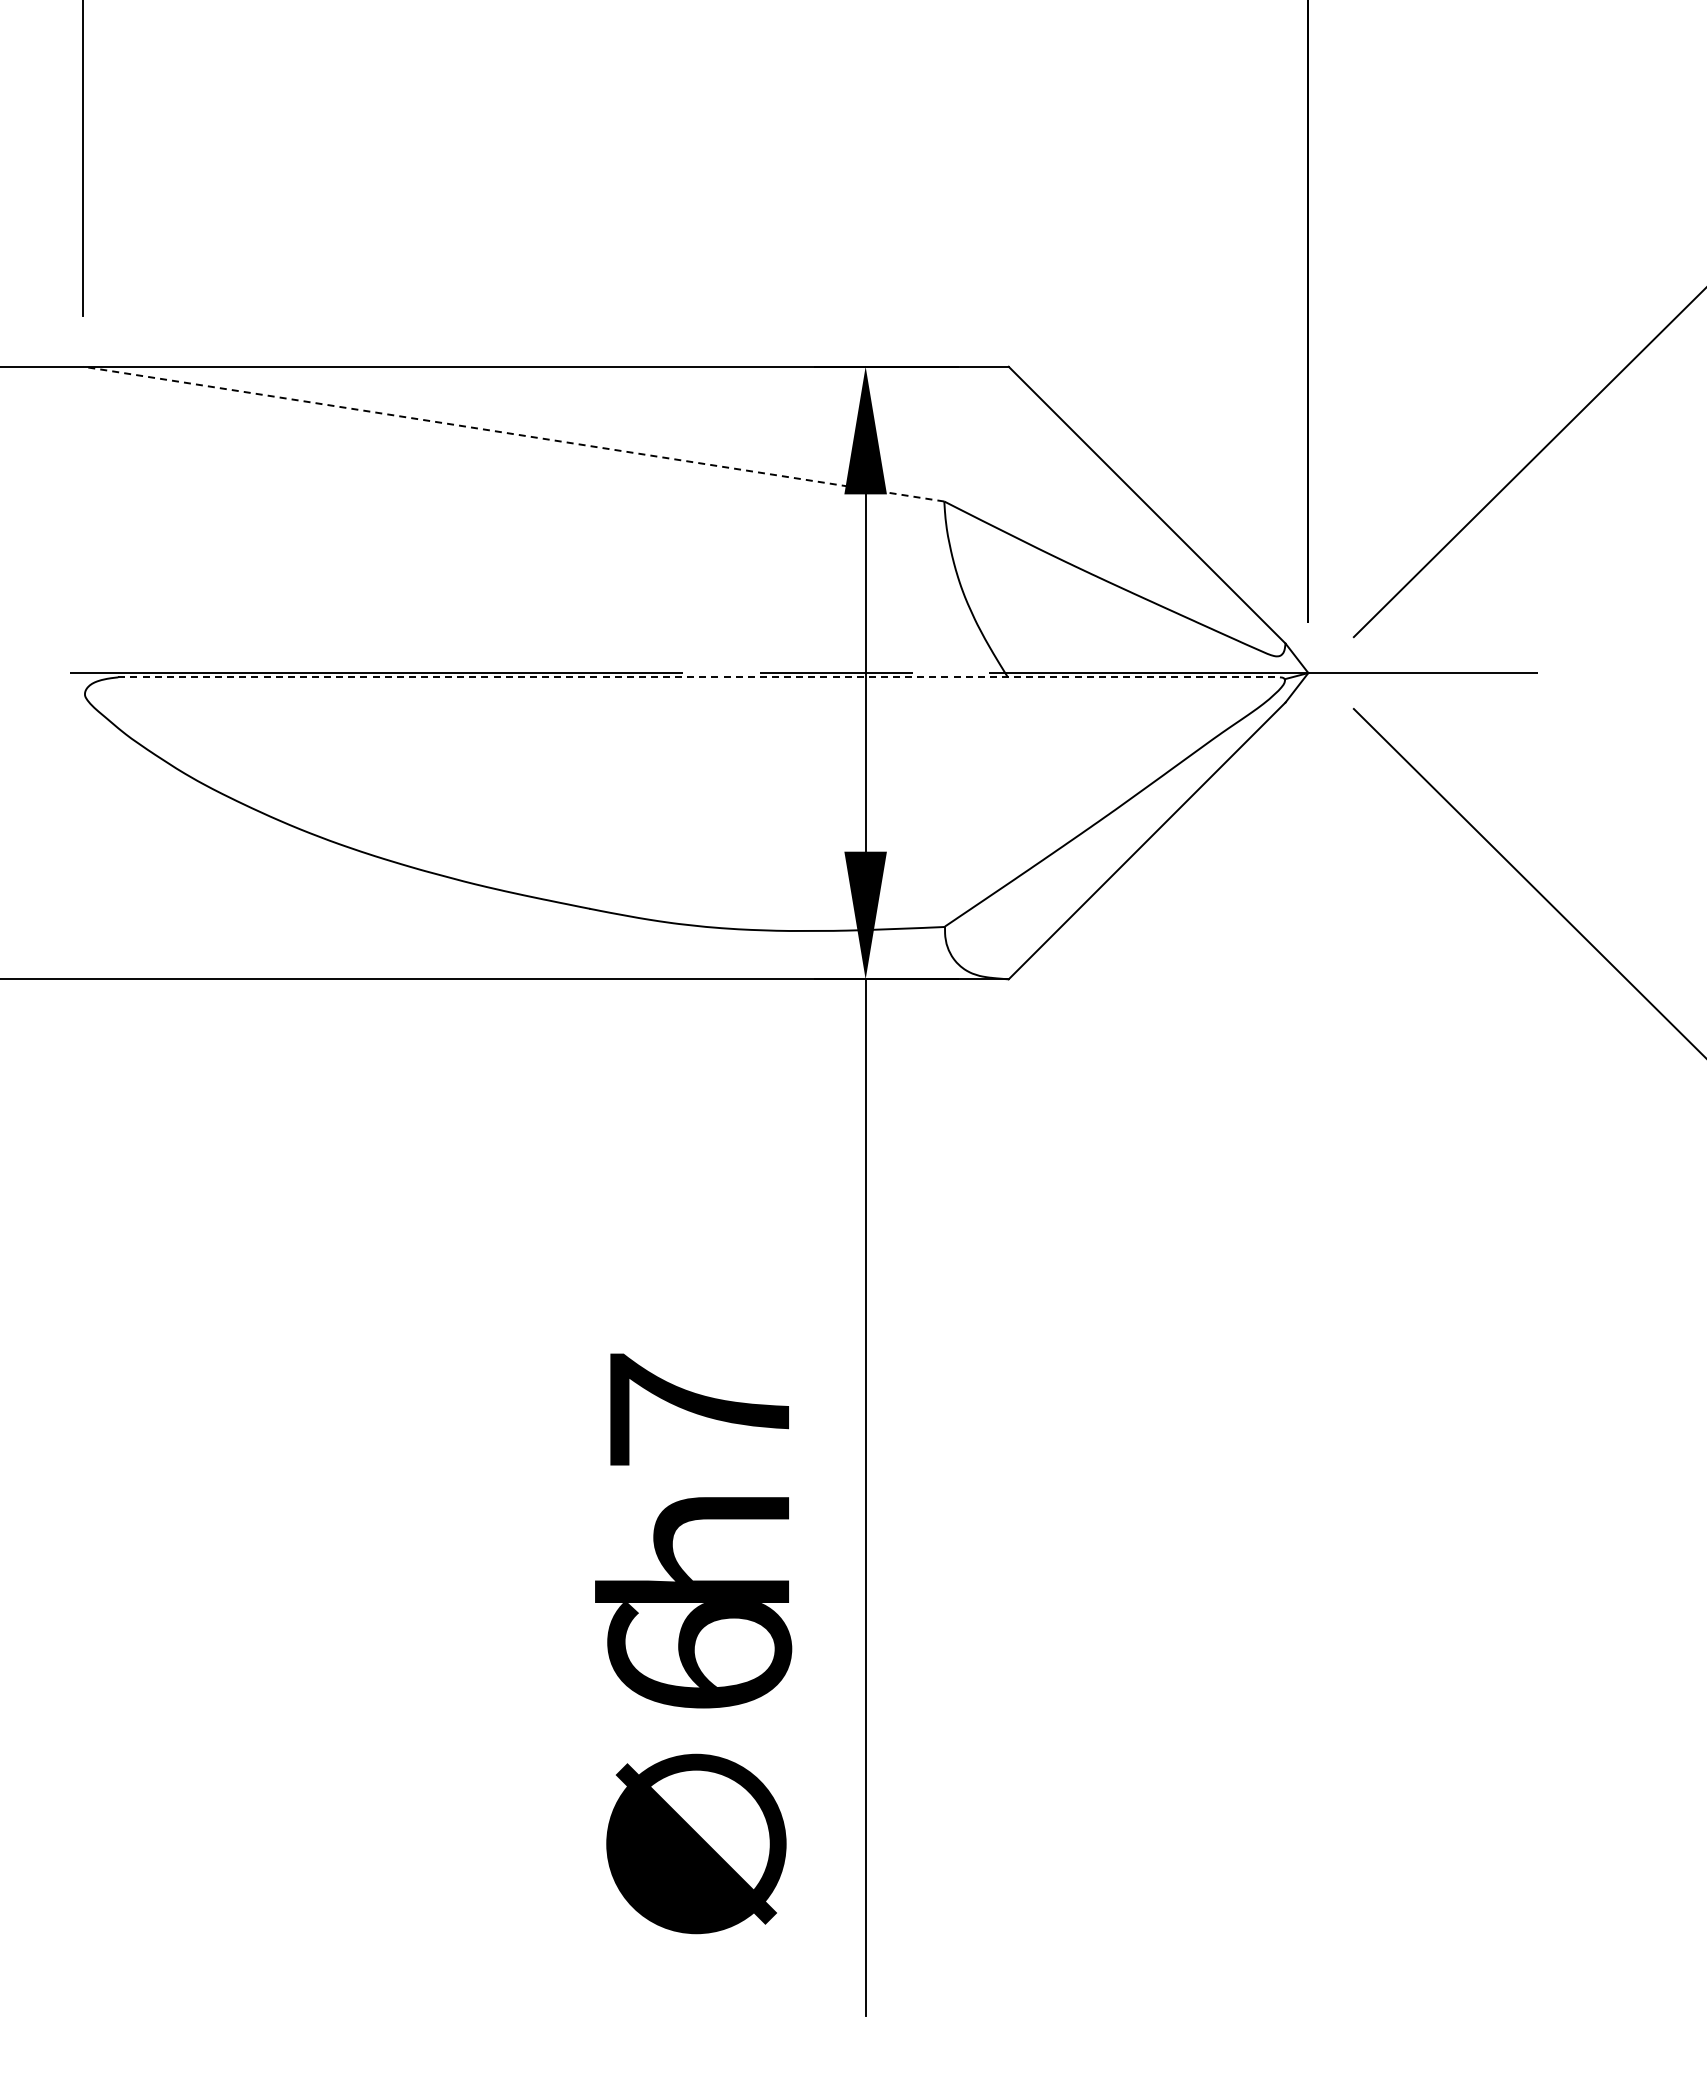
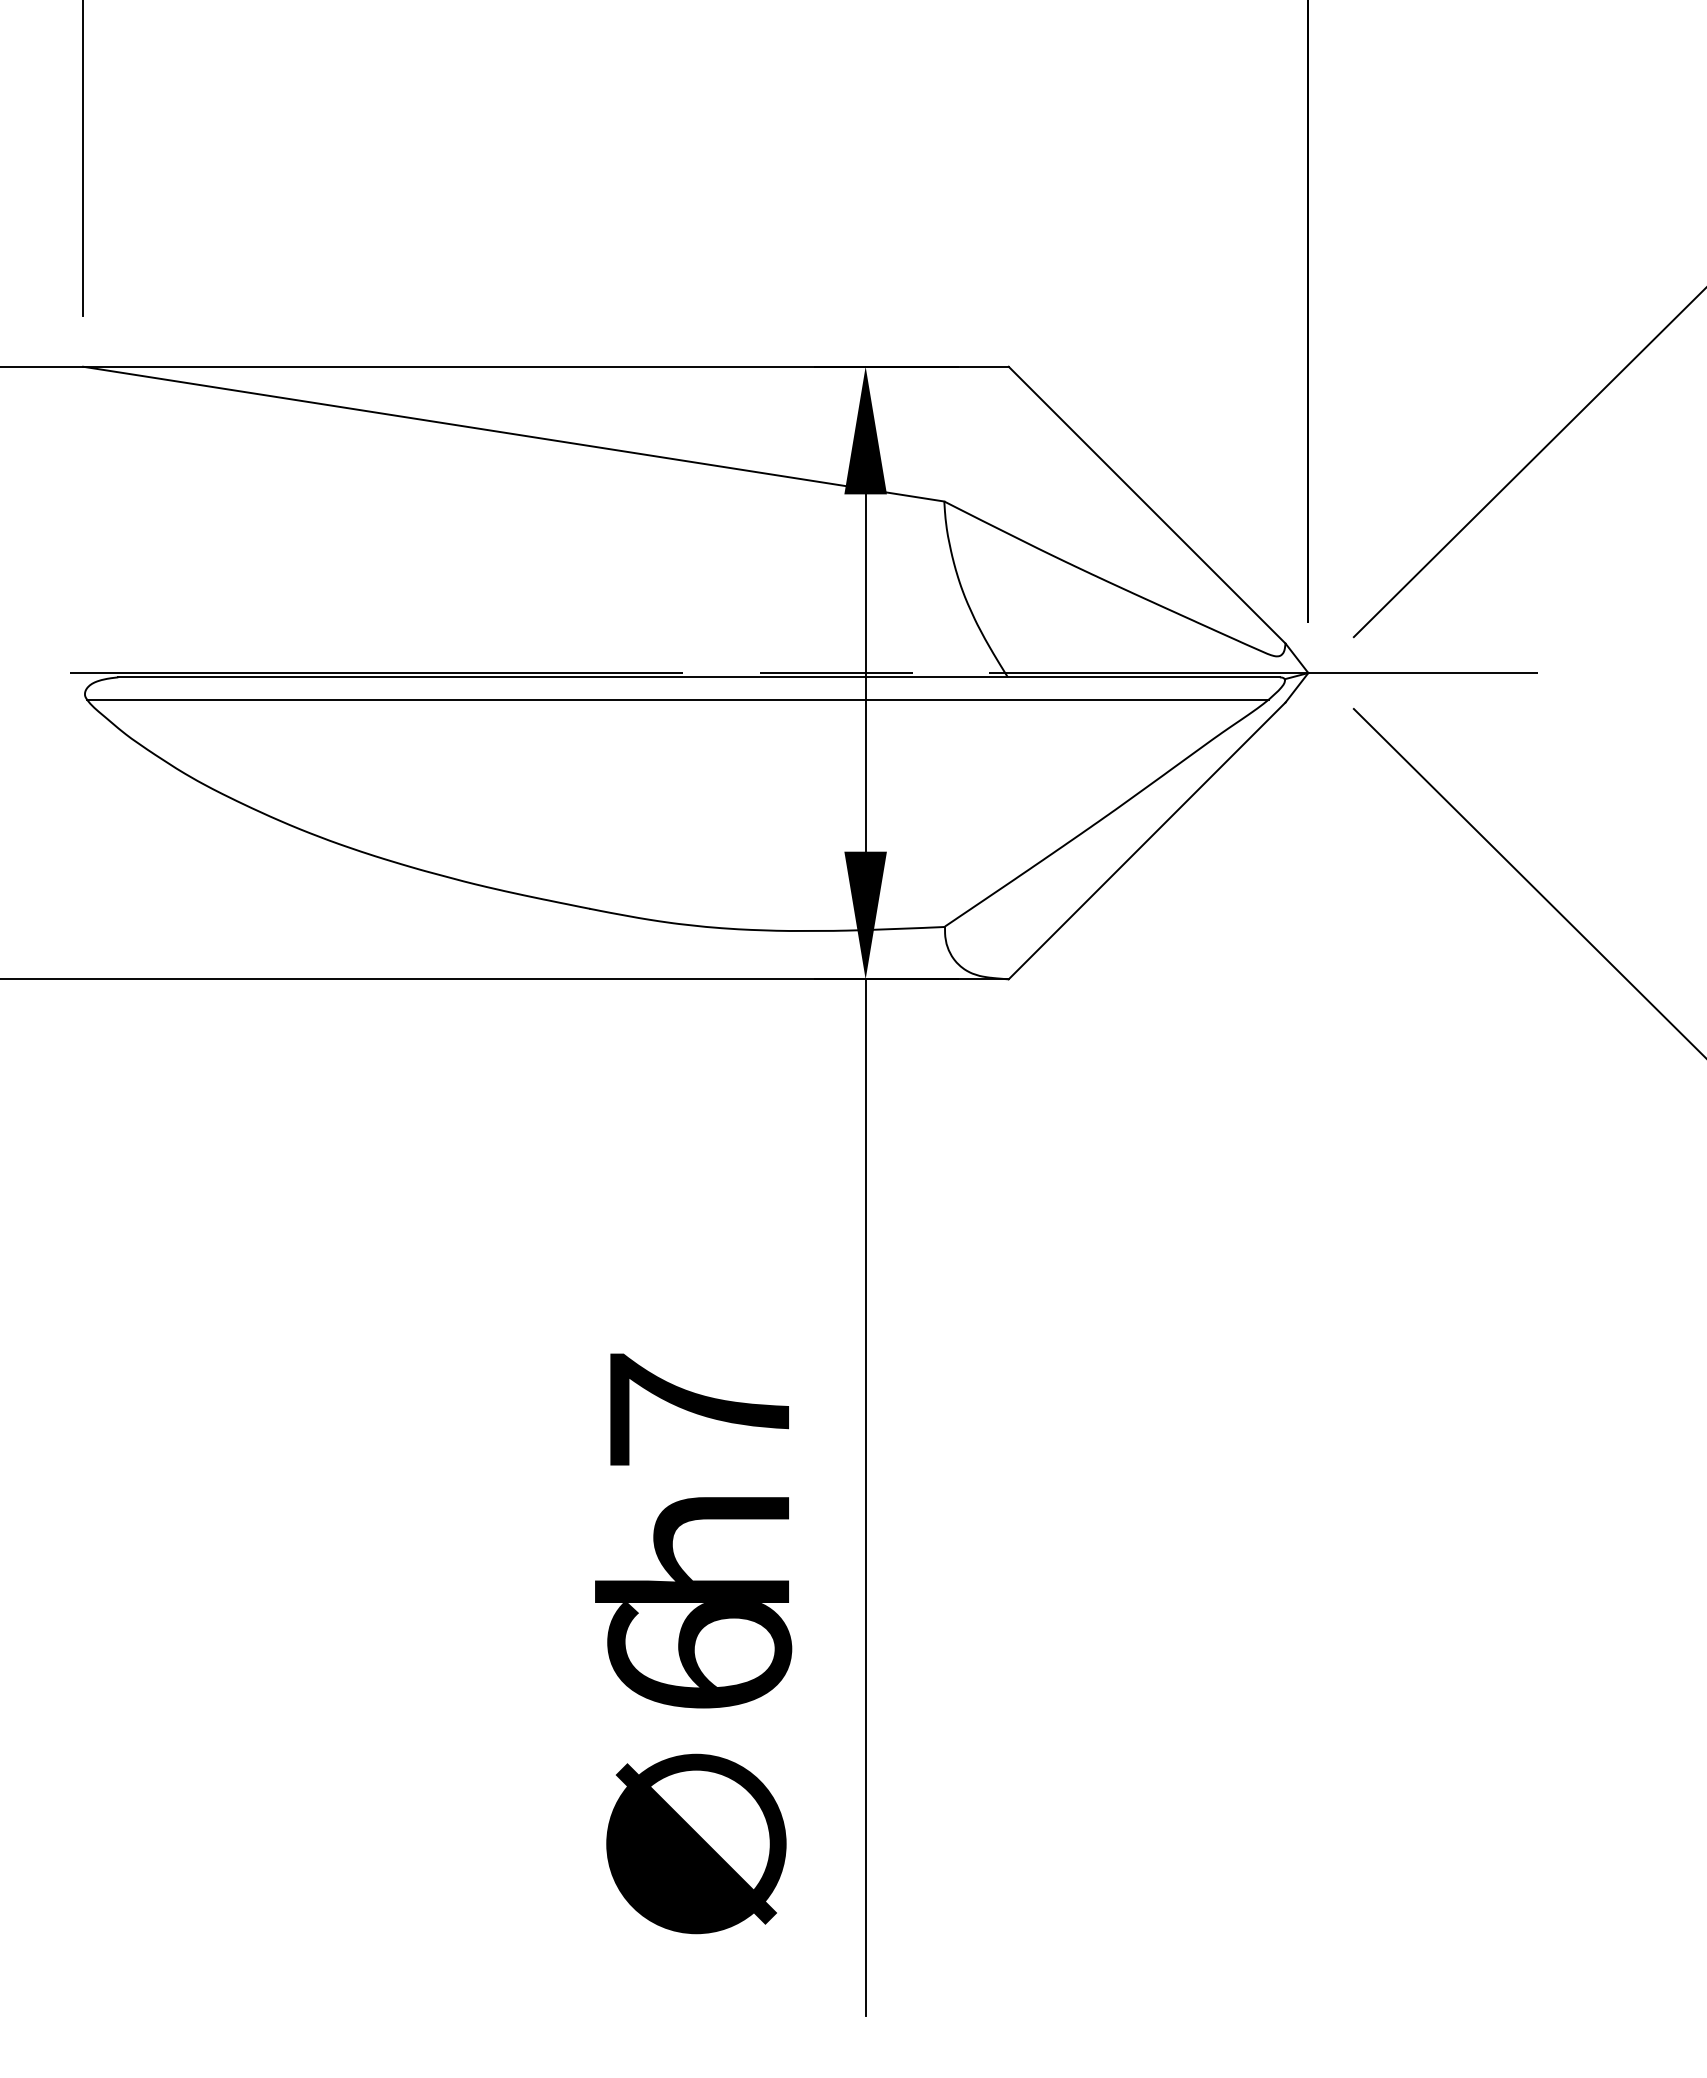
line: dashed -> solid (513, 434)
line: dashed -> solid (699, 677)
line: none -> present (677, 699)
